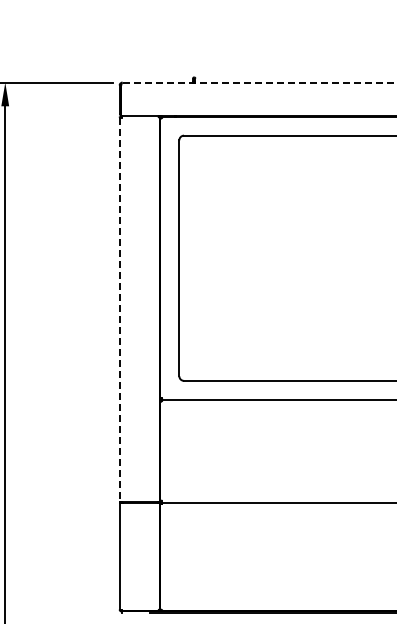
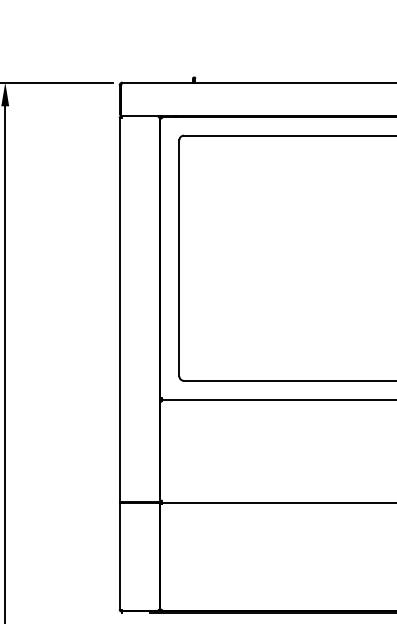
line: dashed -> solid (259, 82)
line: dashed -> solid (119, 309)
